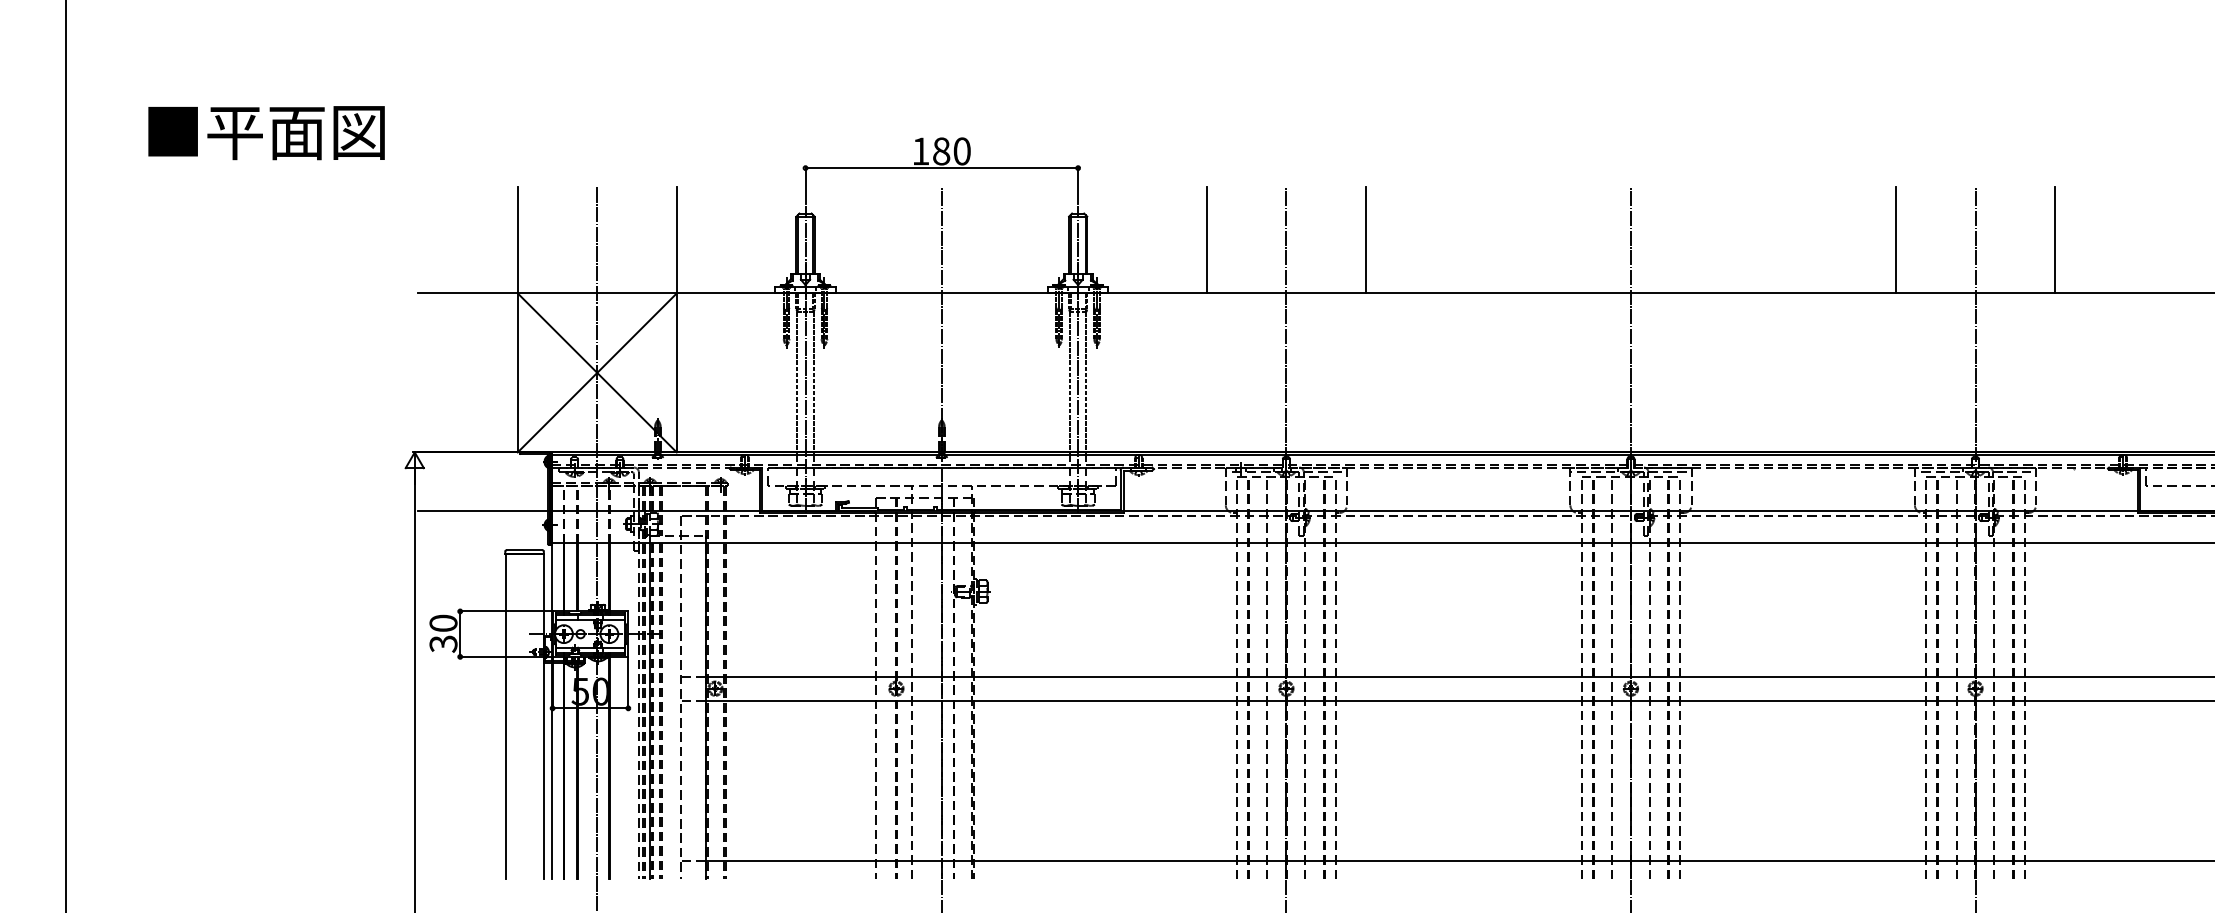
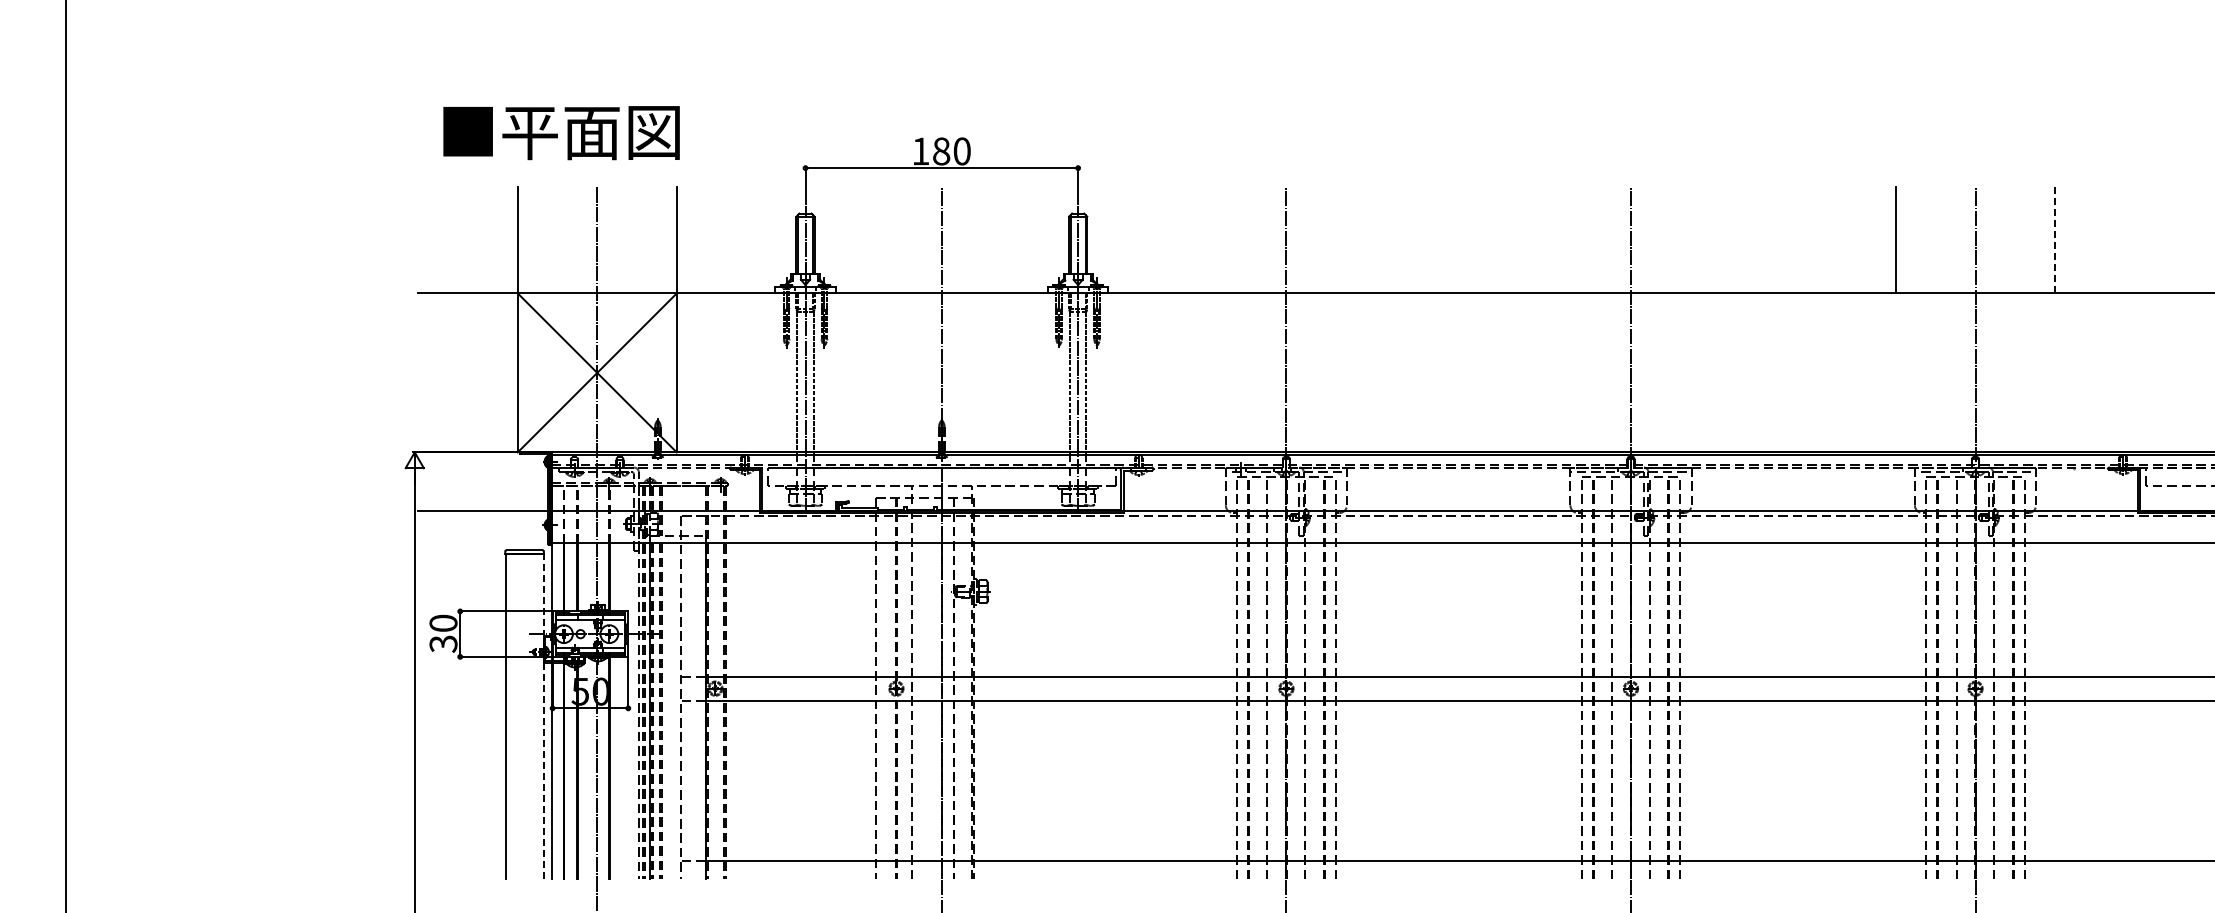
text position: (266, 133) -> (561, 133) (561, 133)
line: solid -> dashed (2055, 239)
line: present -> none (1206, 240)
line: present -> none (1365, 240)
line: solid -> dashed (543, 716)
